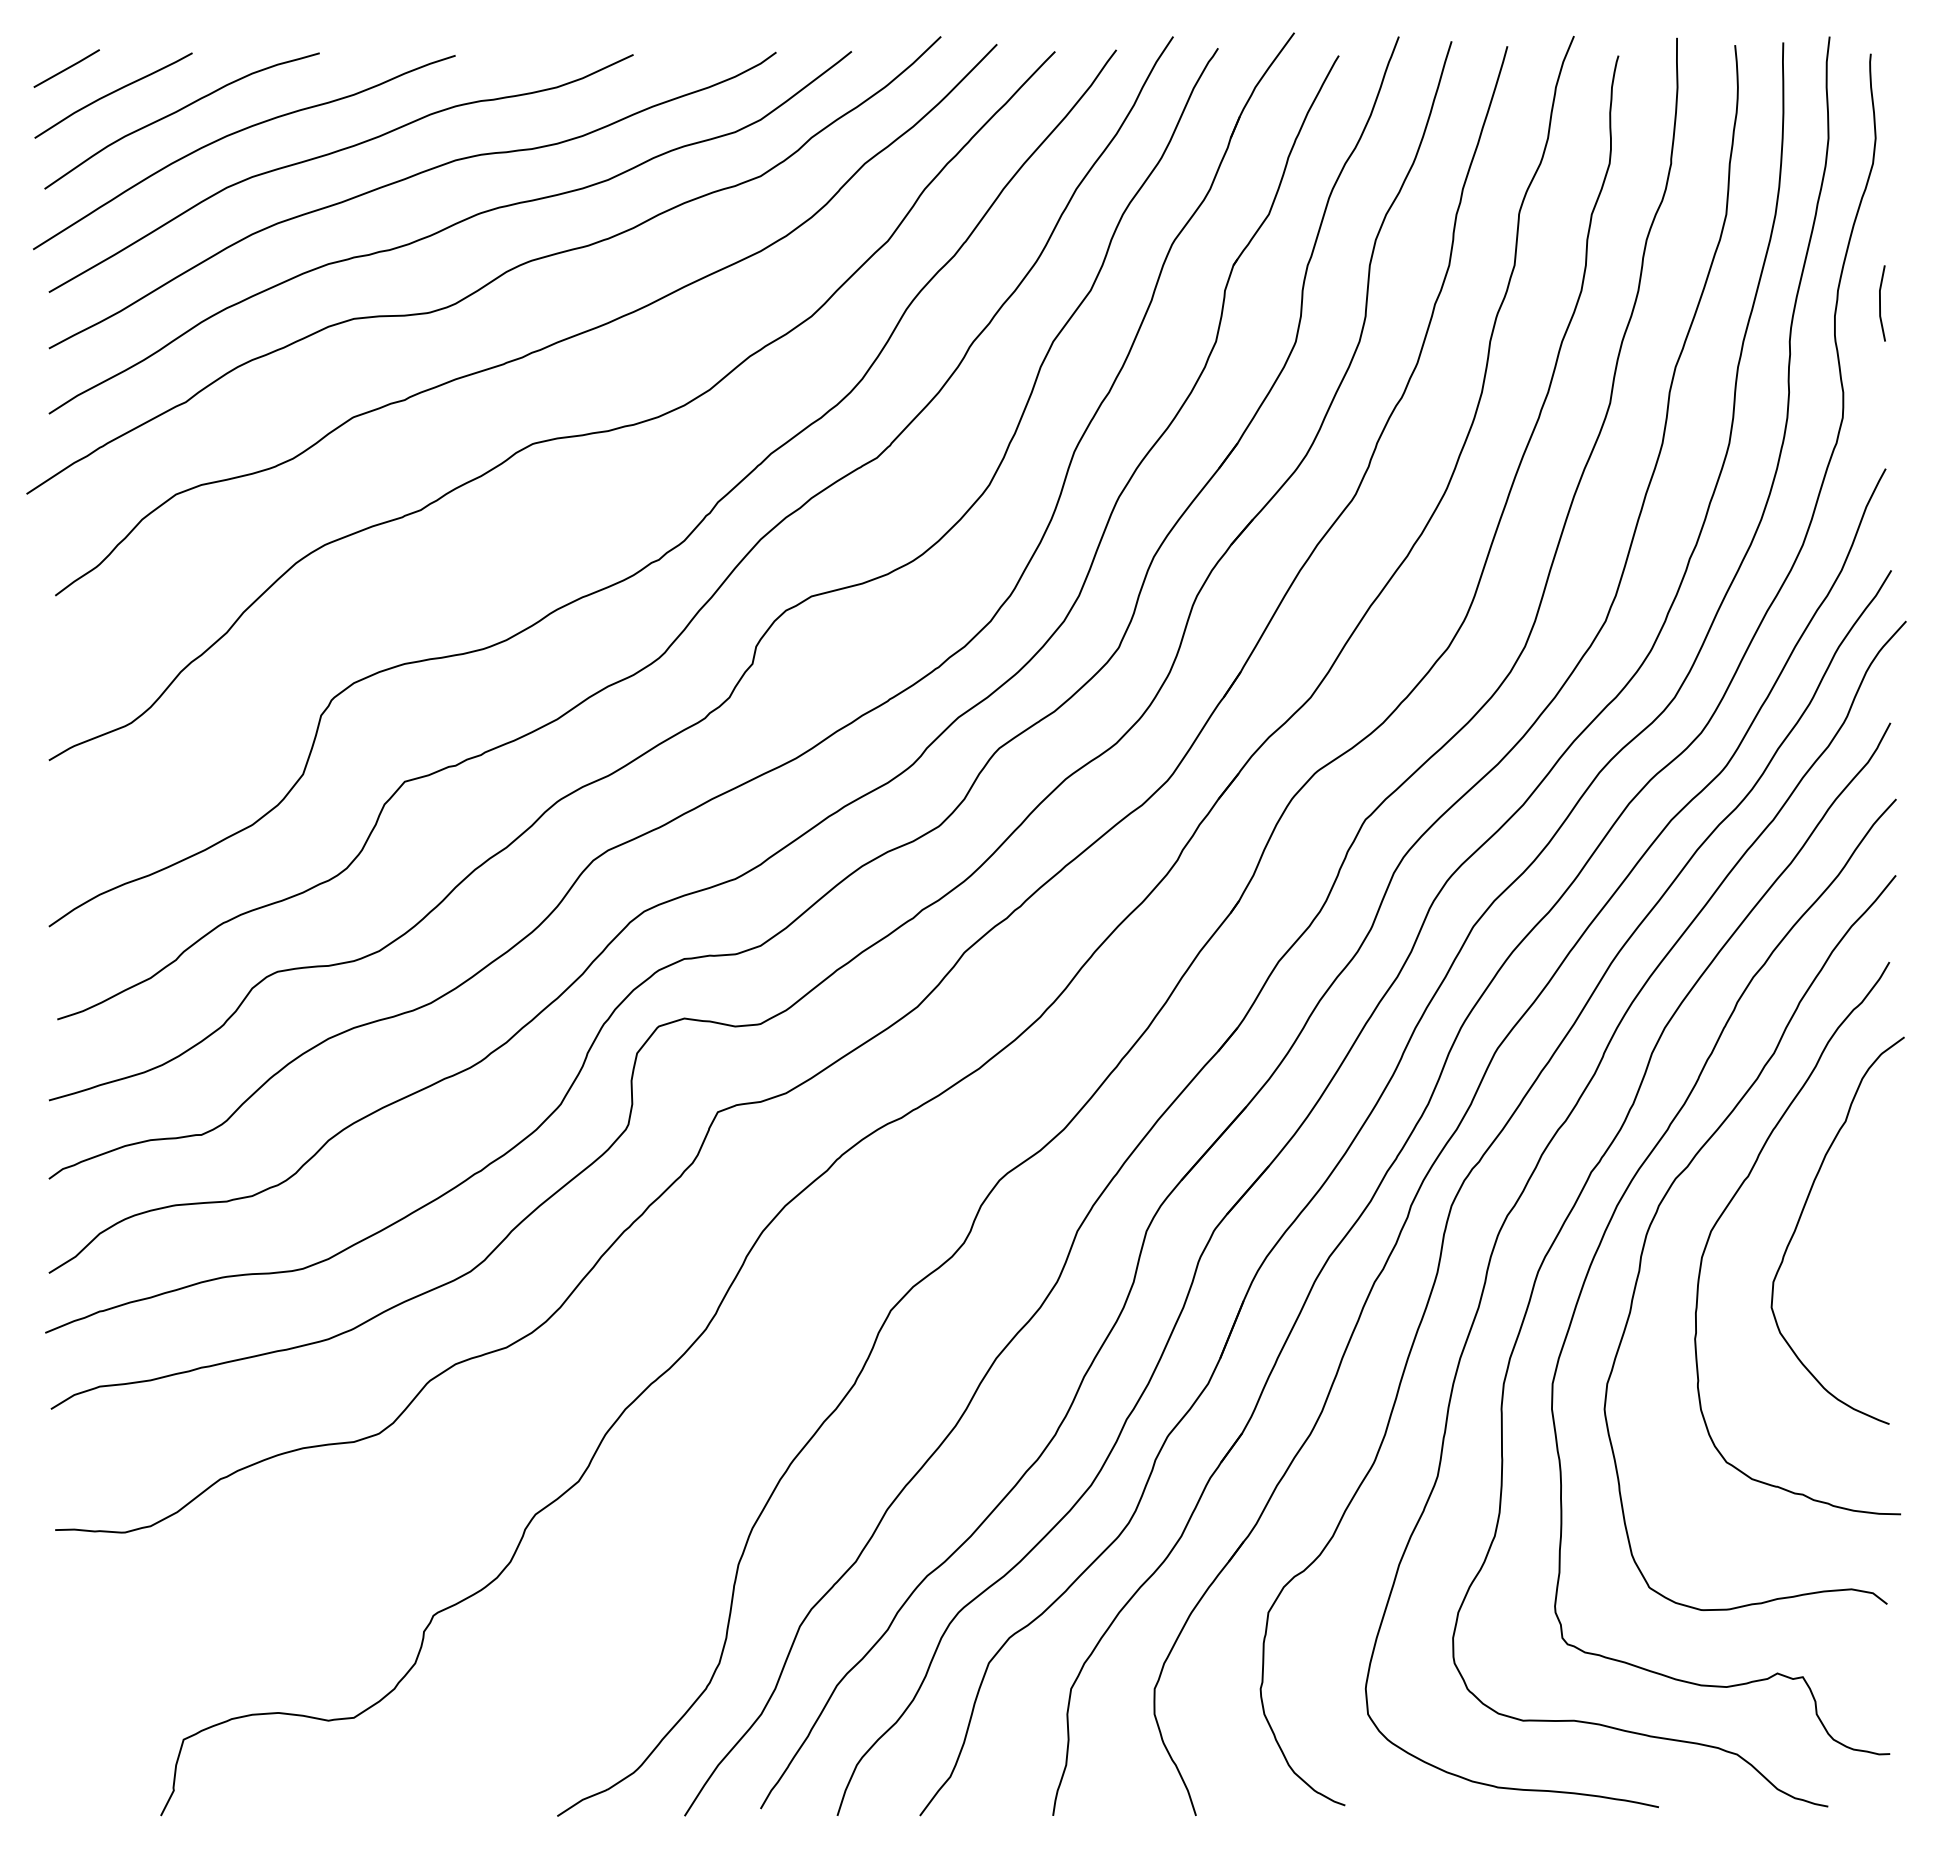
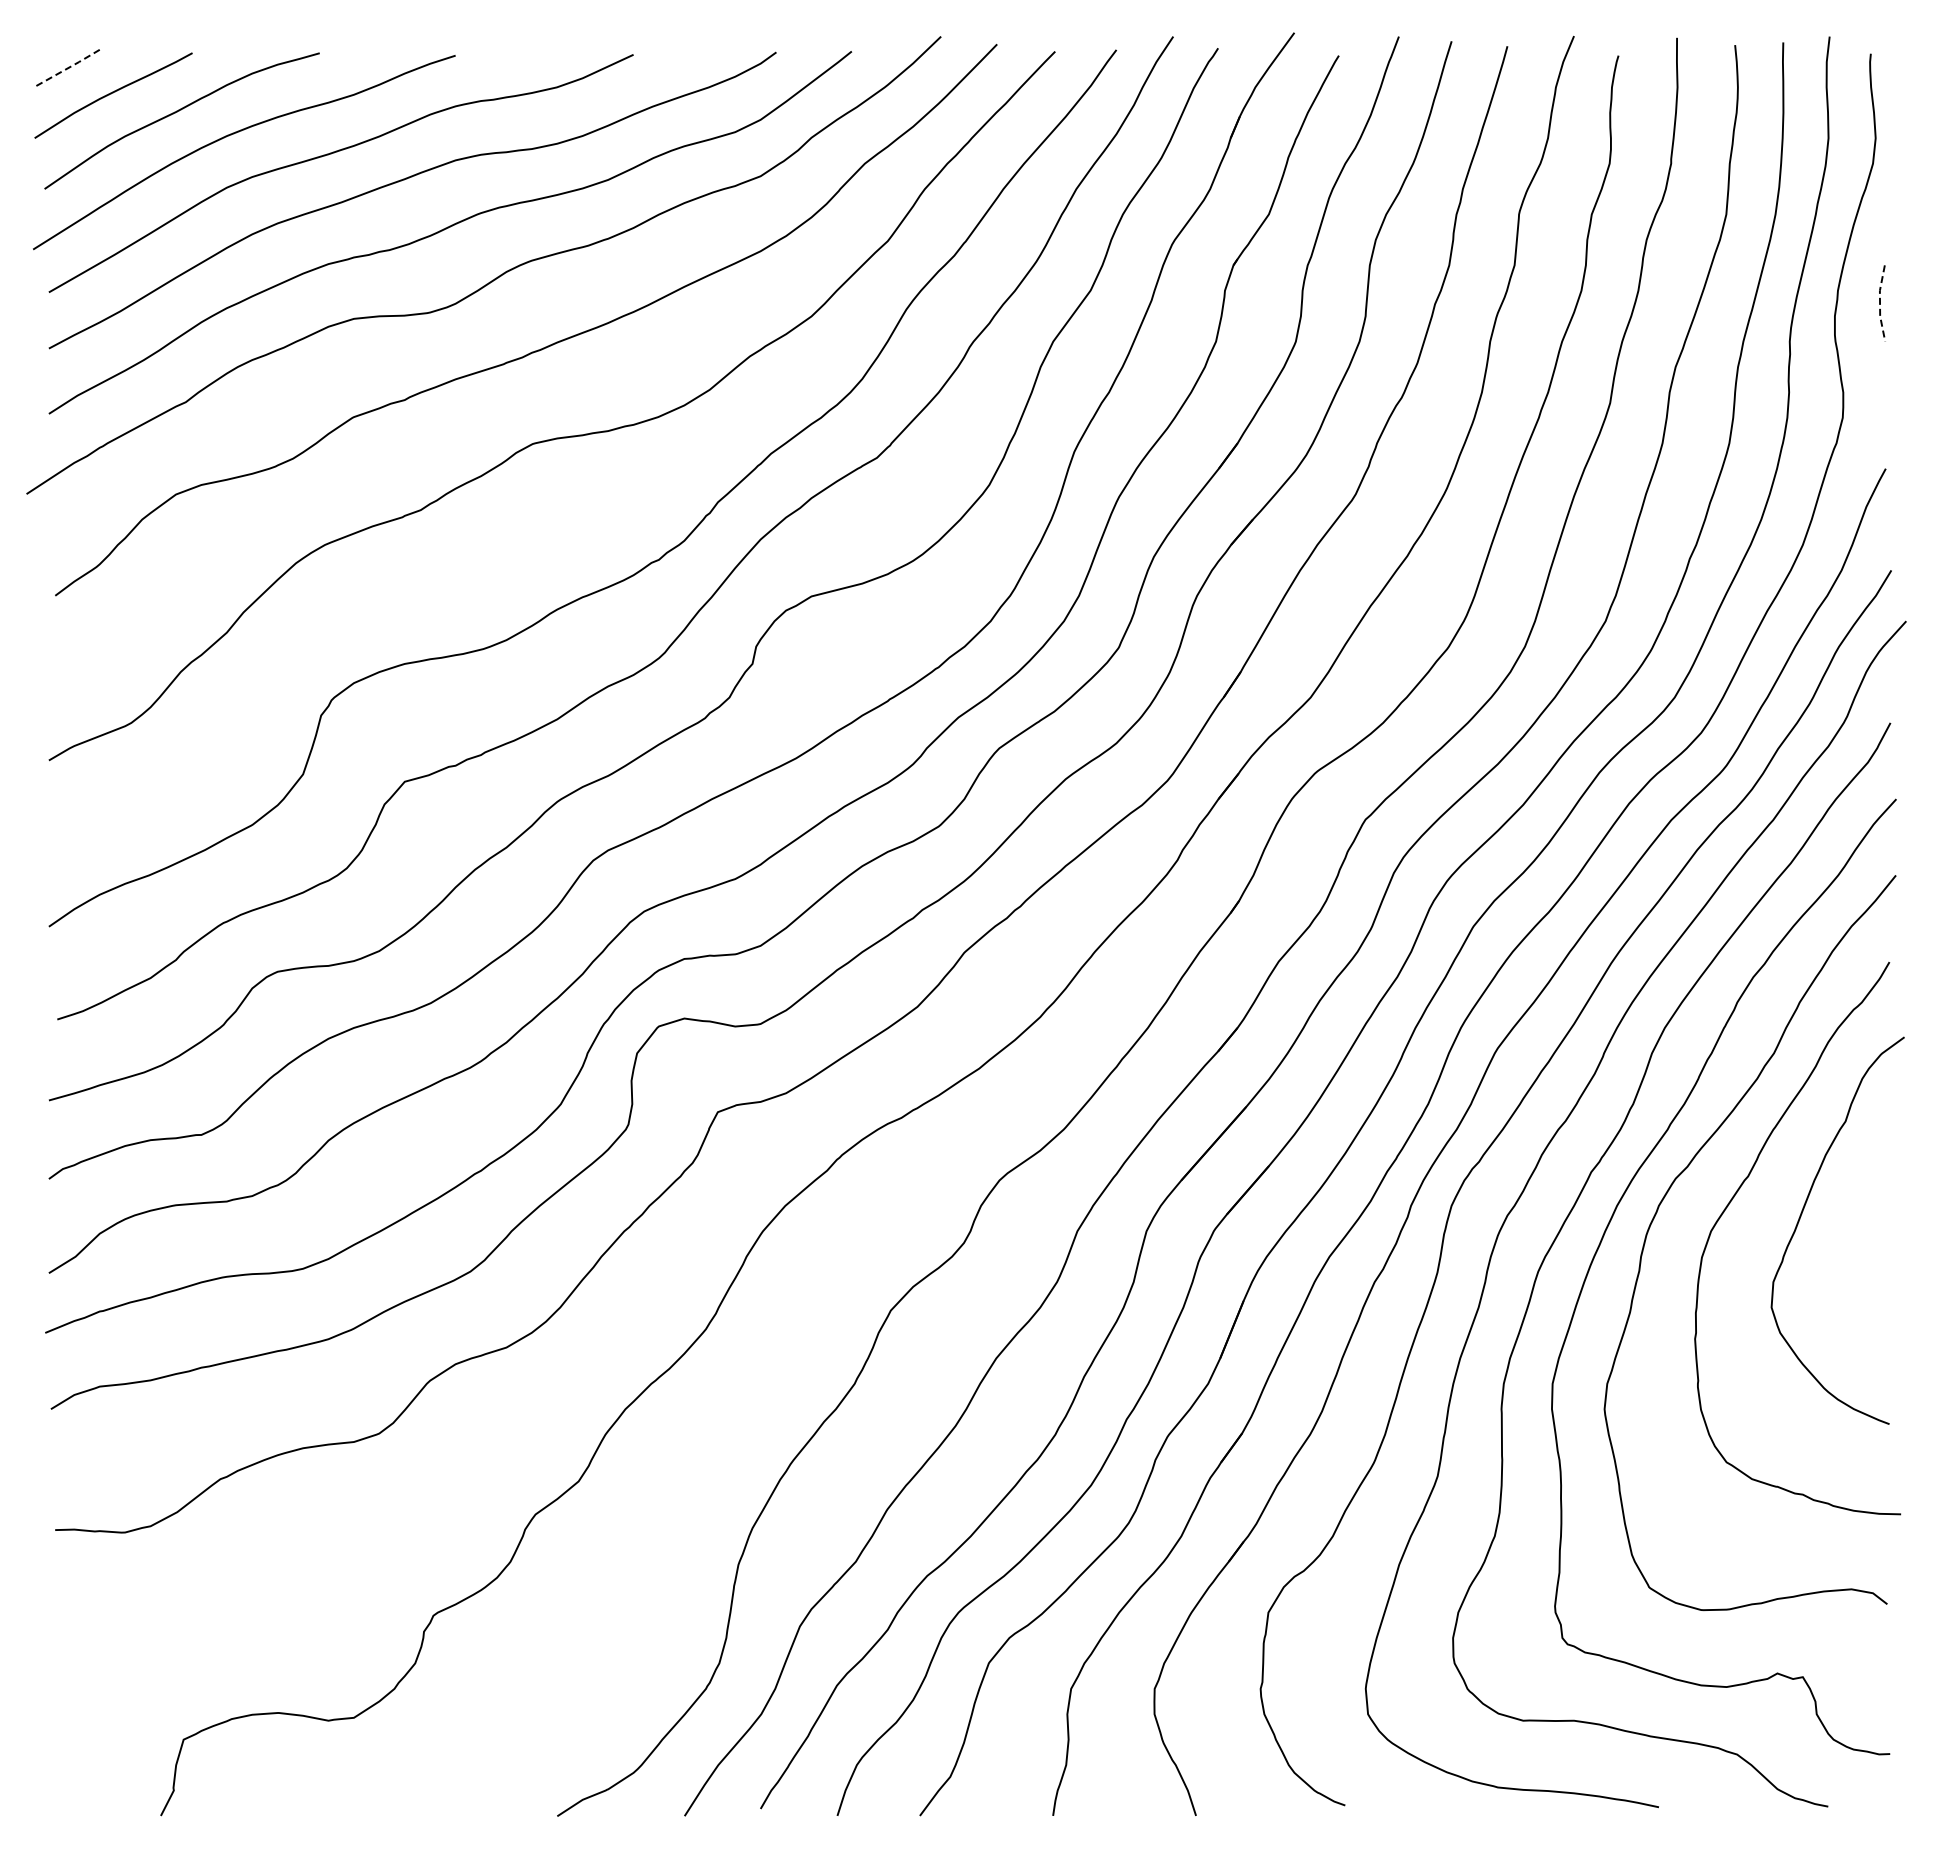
line: solid -> dashed (67, 68)
line: solid -> dashed (1880, 303)
